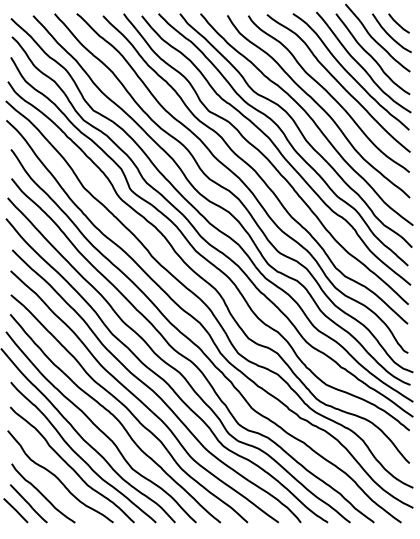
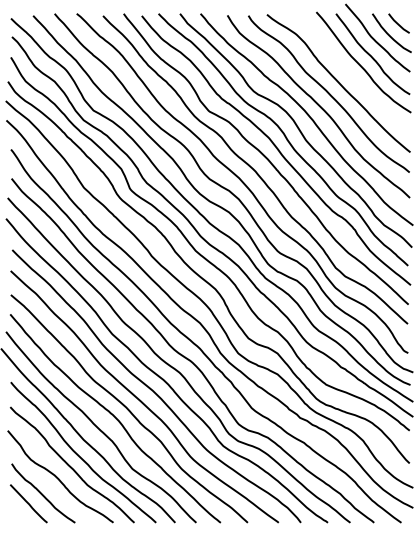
curve: present -> none (349, 72)
line: present -> none (15, 510)
